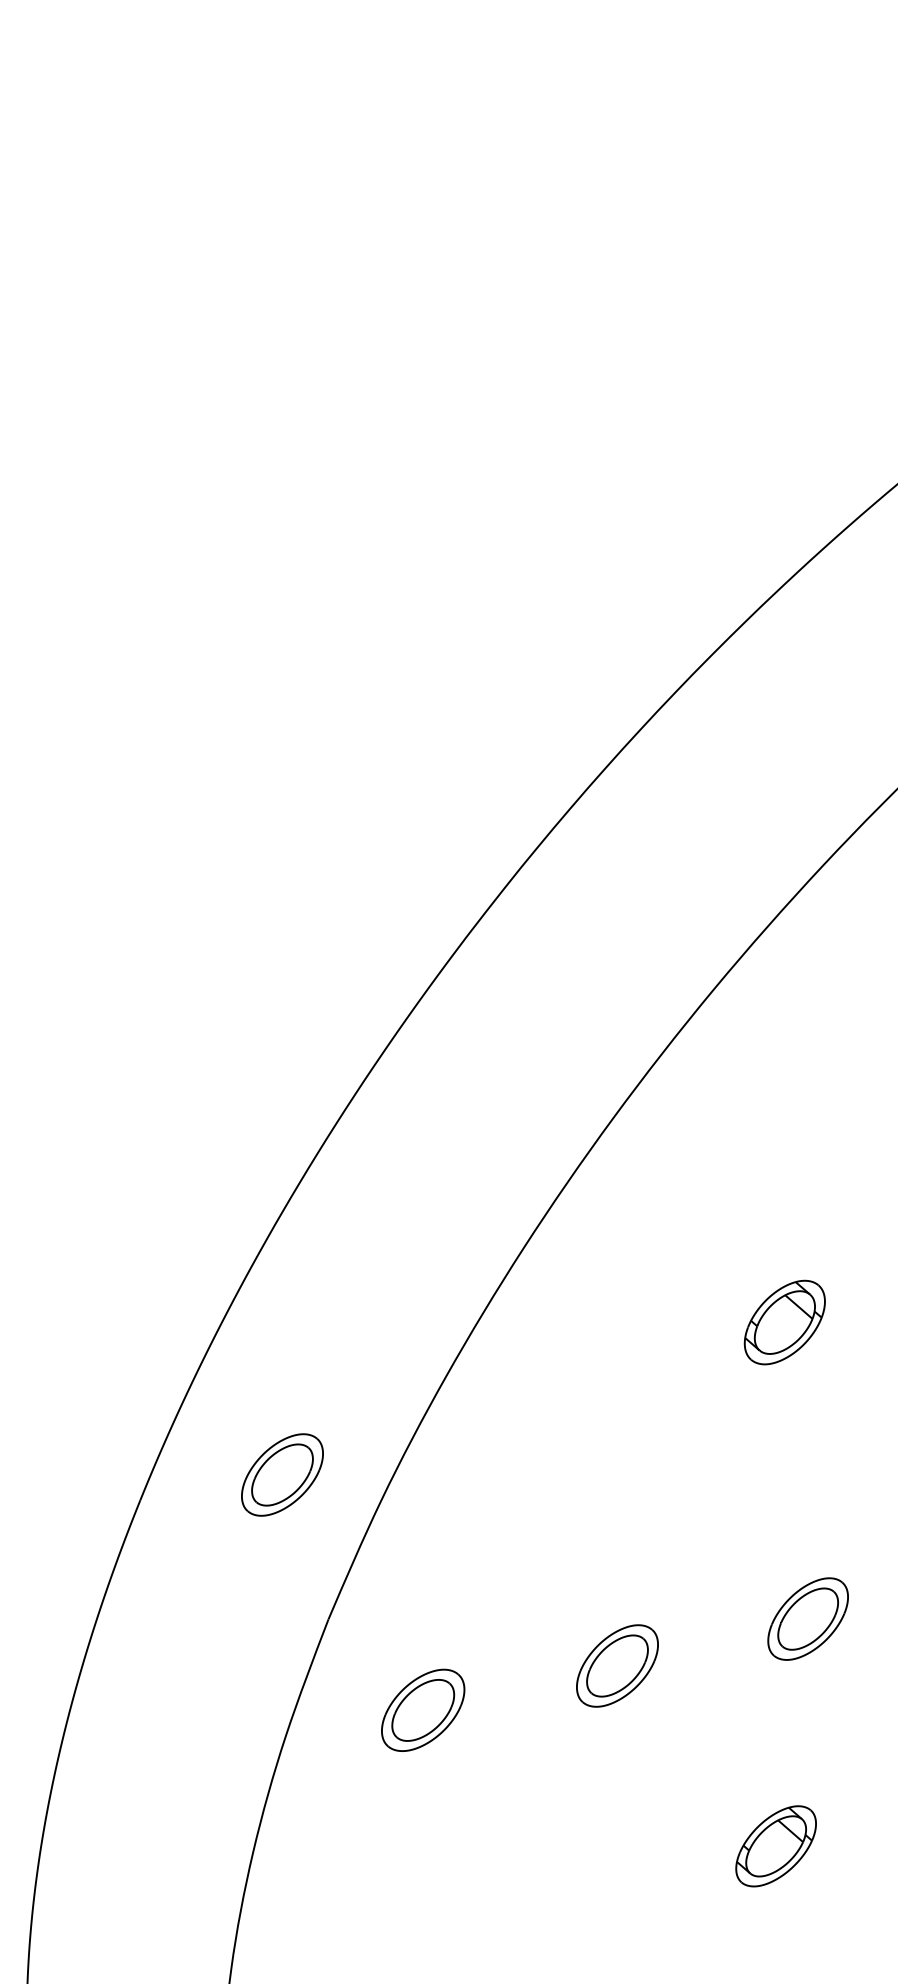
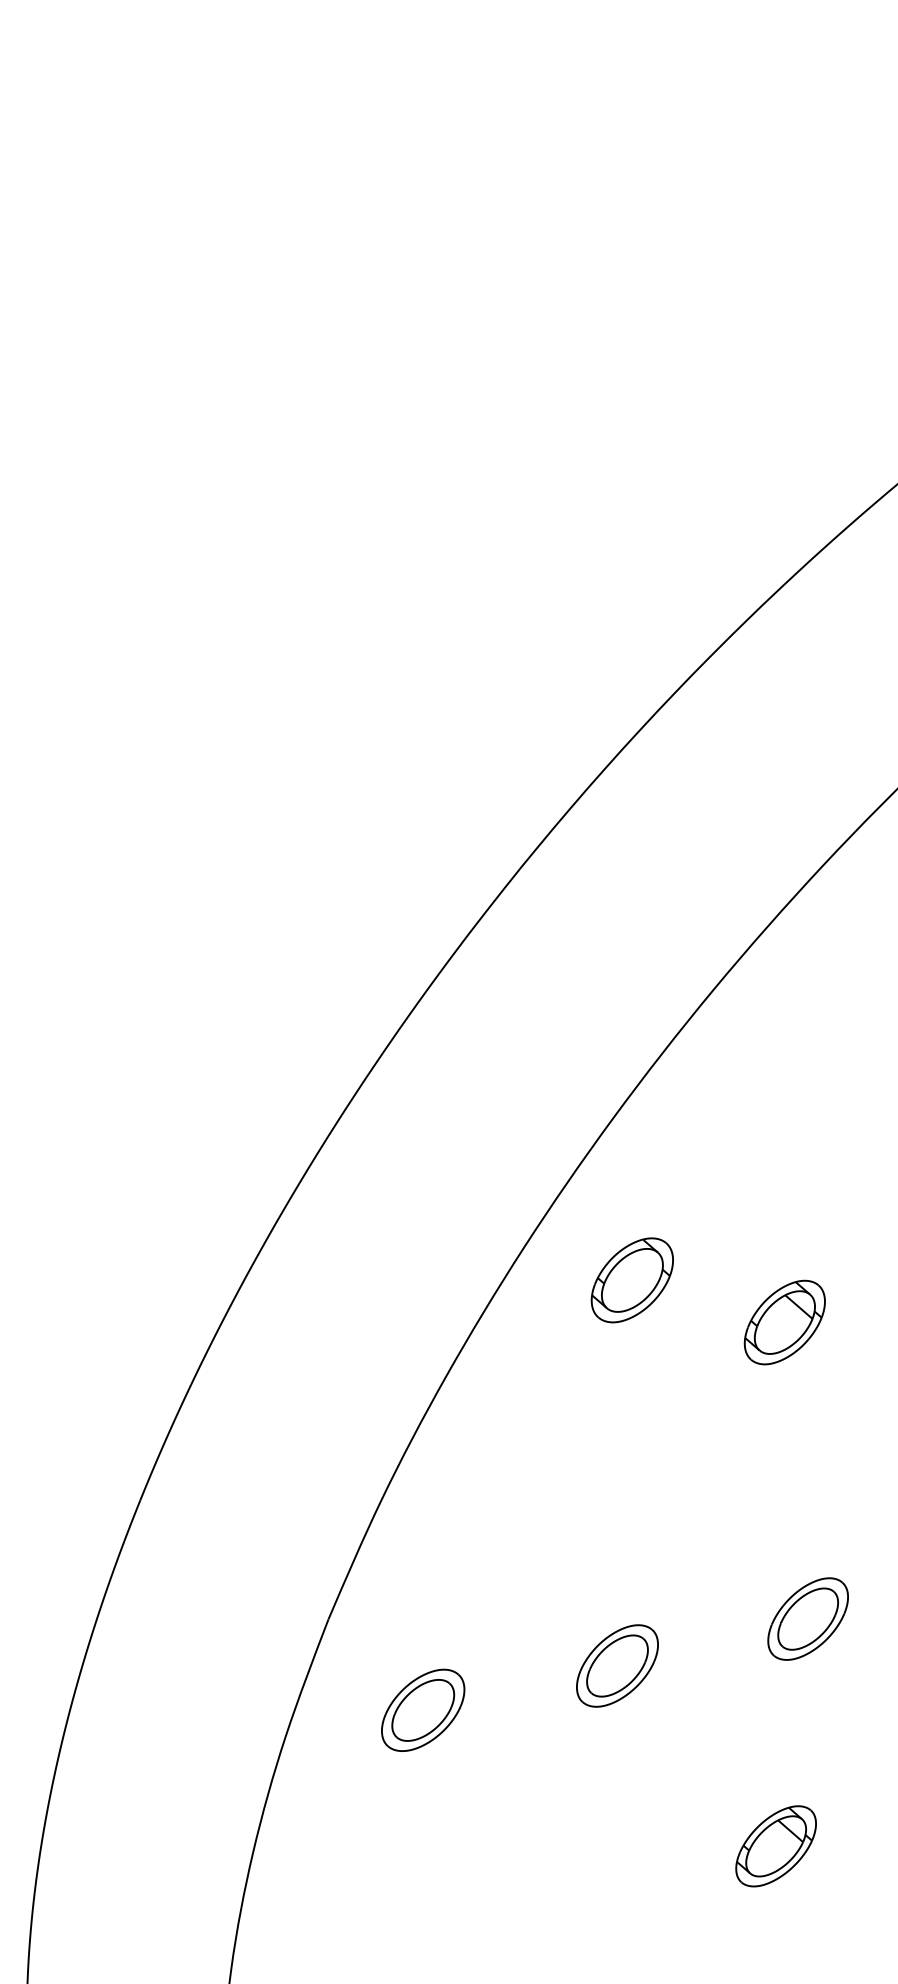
part: none -> present (631, 1280)
part: present -> none (282, 1474)
